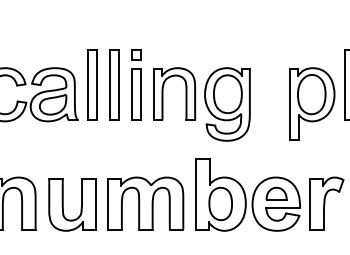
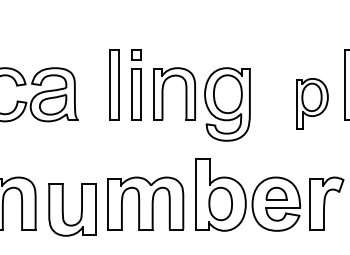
part: present -> none (92, 84)
part size: 47x74 px -> 33x52 px (312, 103)
part position: (80, 208) -> (80, 213) (80, 213)
